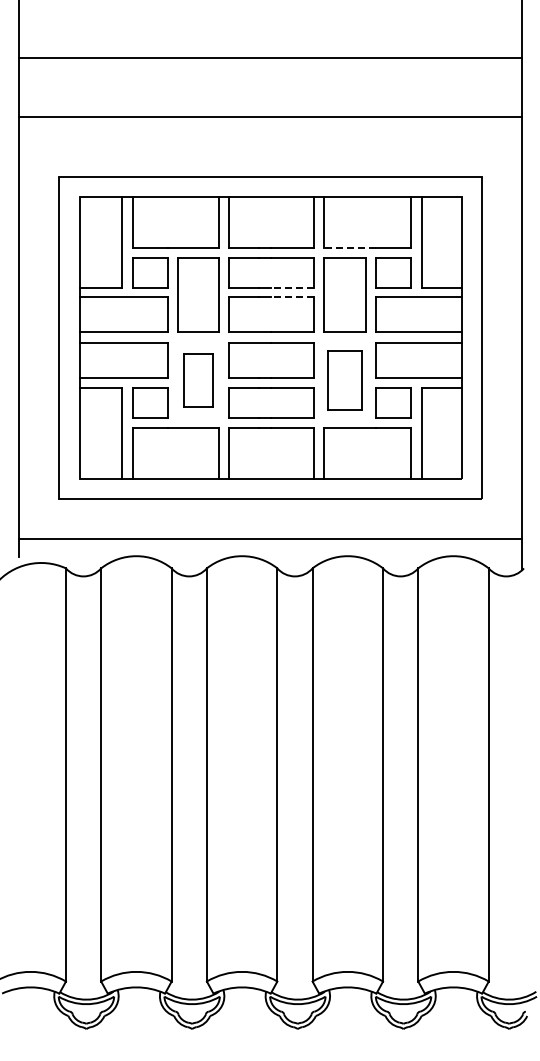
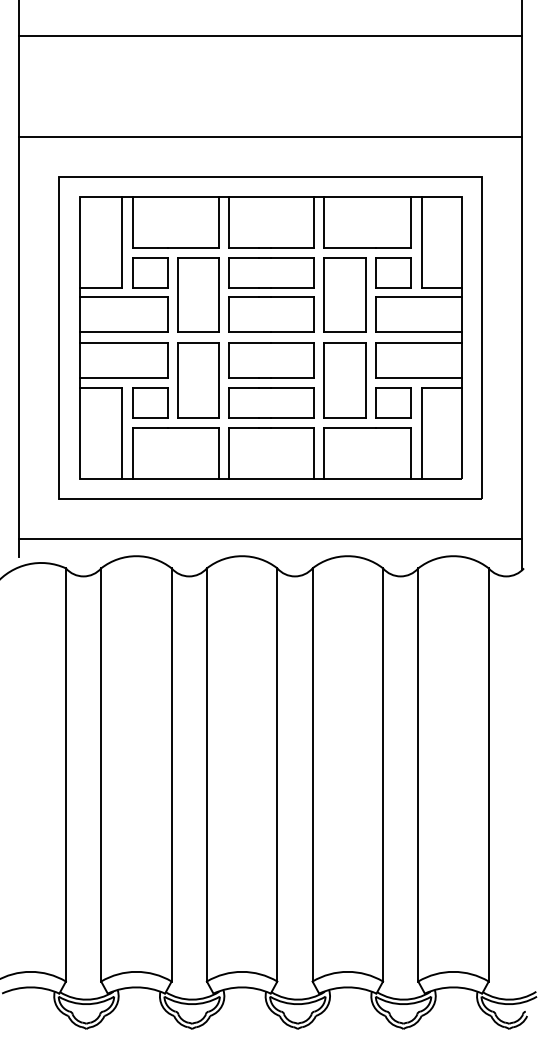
line position: (270, 58) -> (270, 36) (270, 36)
line position: (270, 116) -> (270, 136) (270, 136)
line: dashed -> solid (349, 248)
line: dashed -> solid (292, 287)
line: dashed -> solid (292, 297)
part size: 31x55 px -> 43x77 px (198, 380)
part size: 36x61 px -> 44x77 px (344, 380)
